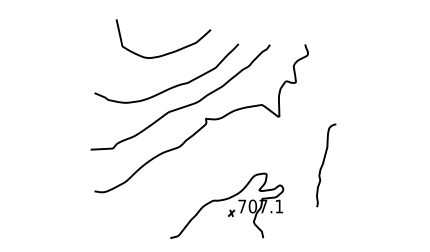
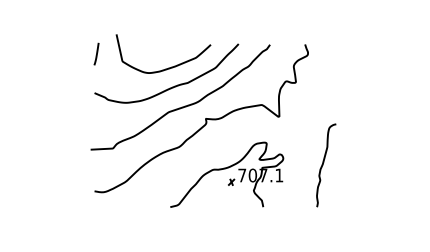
curve position: (168, 52) -> (168, 67) (168, 67)
line: none -> present (96, 53)
part position: (227, 205) -> (227, 174) (227, 174)
